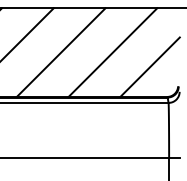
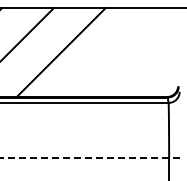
line: present -> none (112, 52)
line: present -> none (149, 66)
line: solid -> dashed (90, 158)
